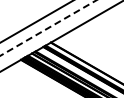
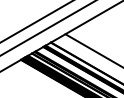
line: dashed -> solid (48, 28)
line: none -> present (92, 49)
